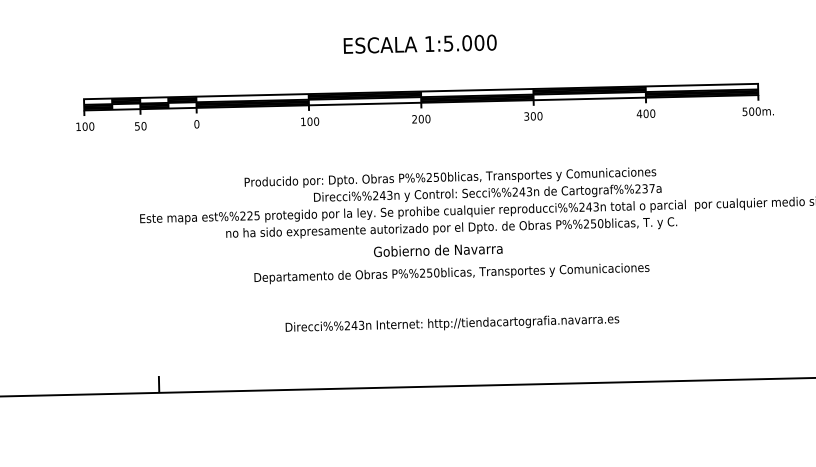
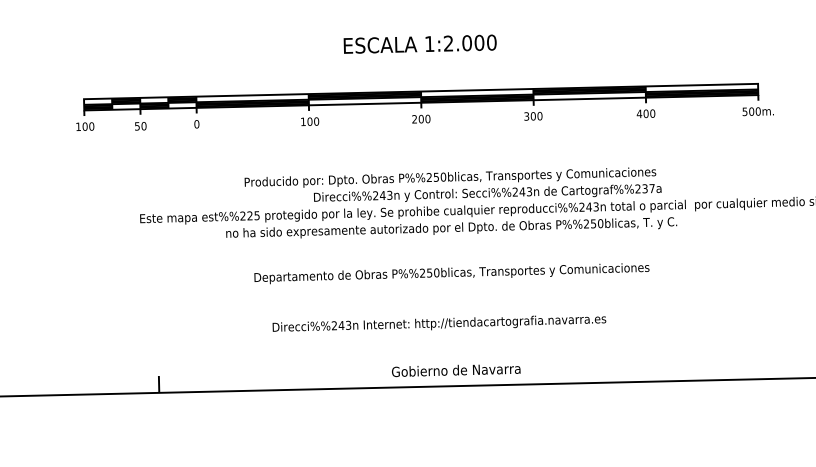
text: 1:5.000 -> 1:2.000 (448, 43)
text position: (438, 250) -> (456, 370) (456, 370)
text position: (452, 323) -> (439, 323) (439, 323)
